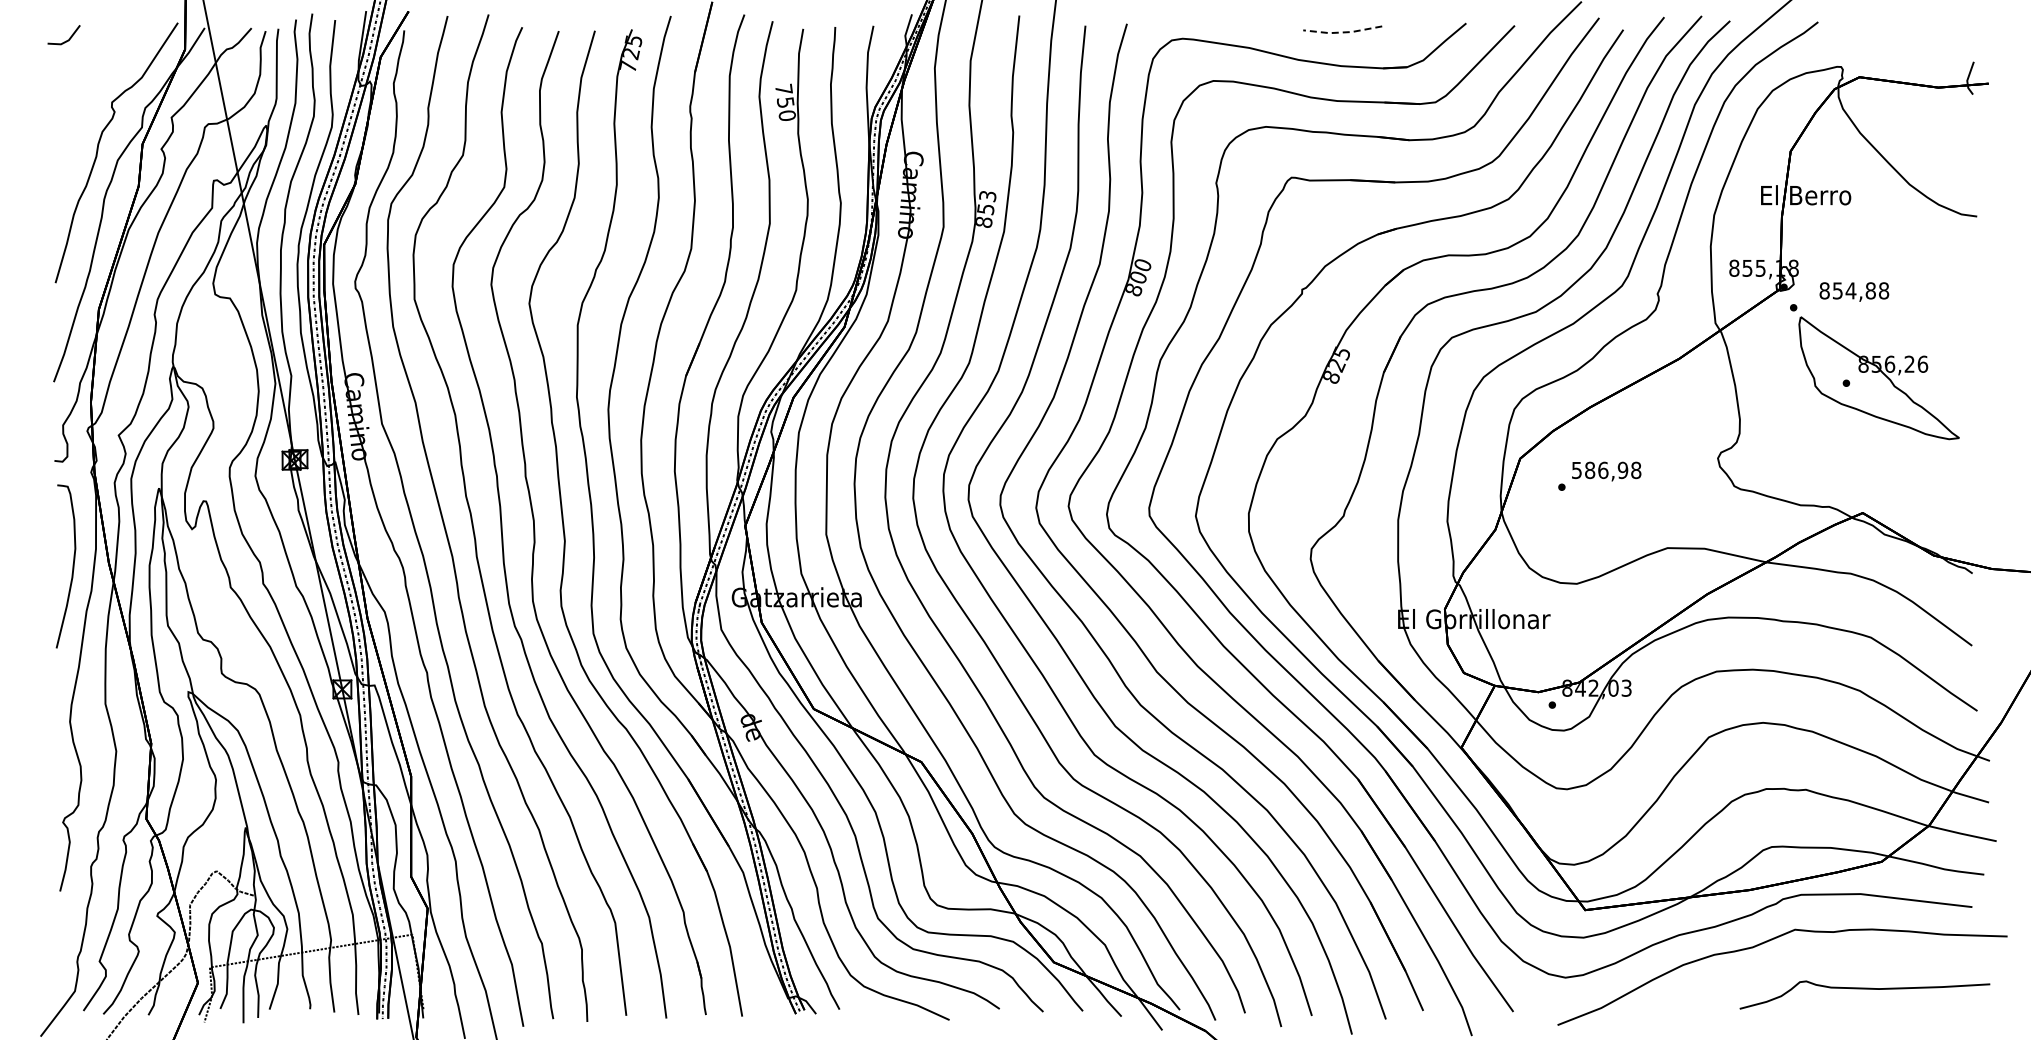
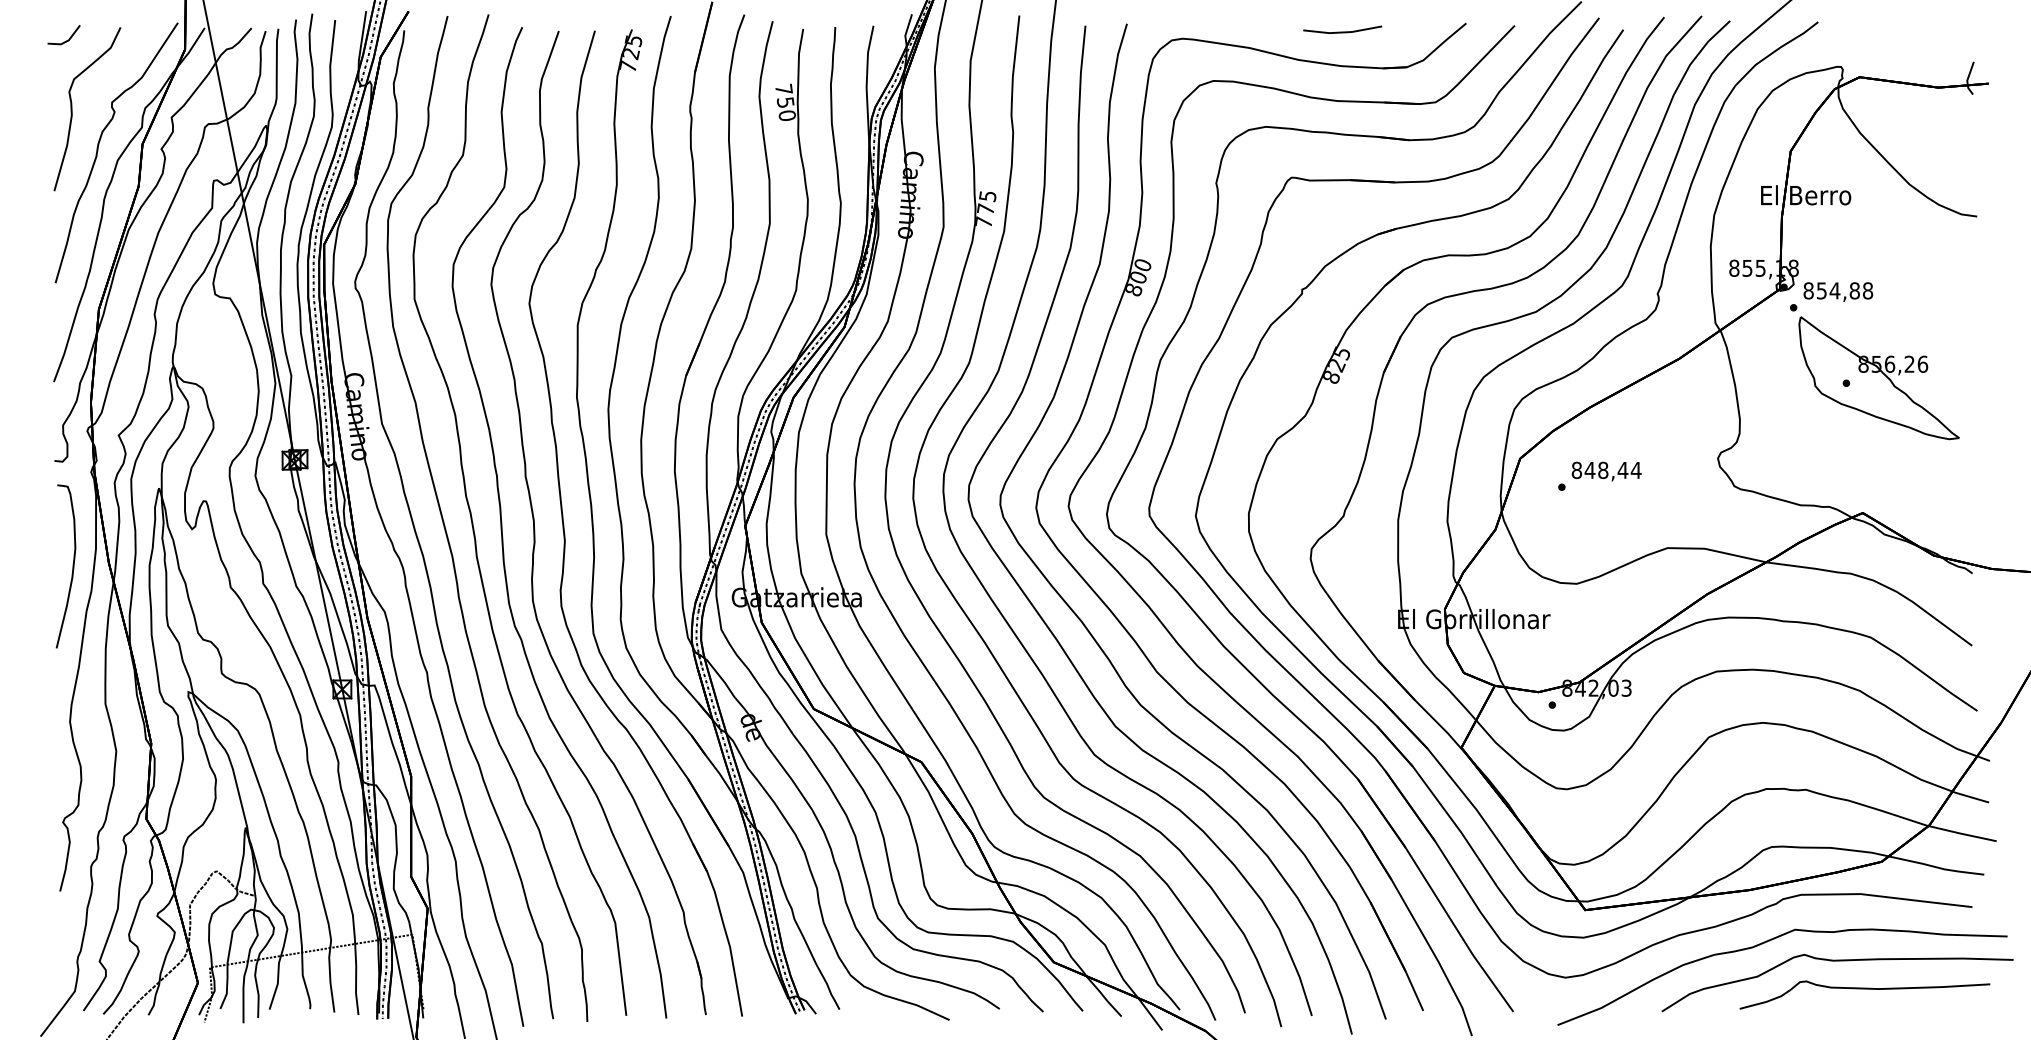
line: dashed -> solid (1342, 32)
curve: none -> present (72, 109)
text: 853 -> 775 (985, 209)
text position: (1854, 291) -> (1838, 291) (1838, 291)
text: 586,98 -> 848,44 (1606, 470)
curve: none -> present (1837, 961)
